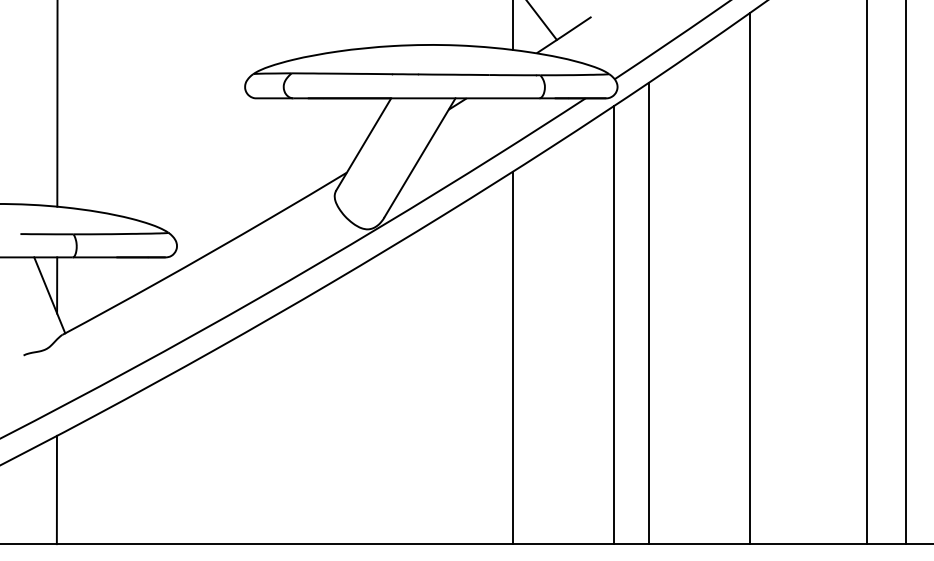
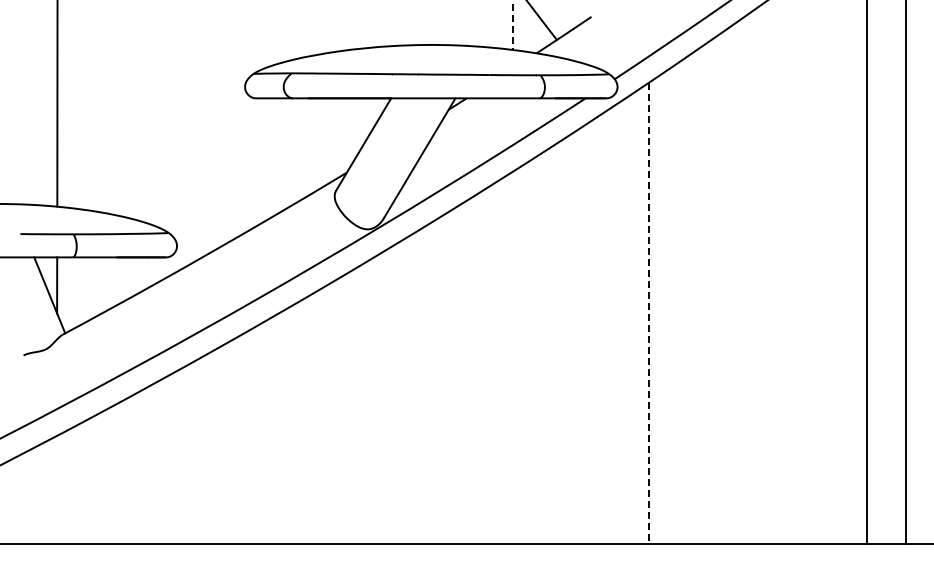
line: solid -> dashed (512, 25)
line: present -> none (749, 278)
line: solid -> dashed (648, 313)
line: present -> none (614, 325)
line: present -> none (512, 357)
line: present -> none (56, 489)
